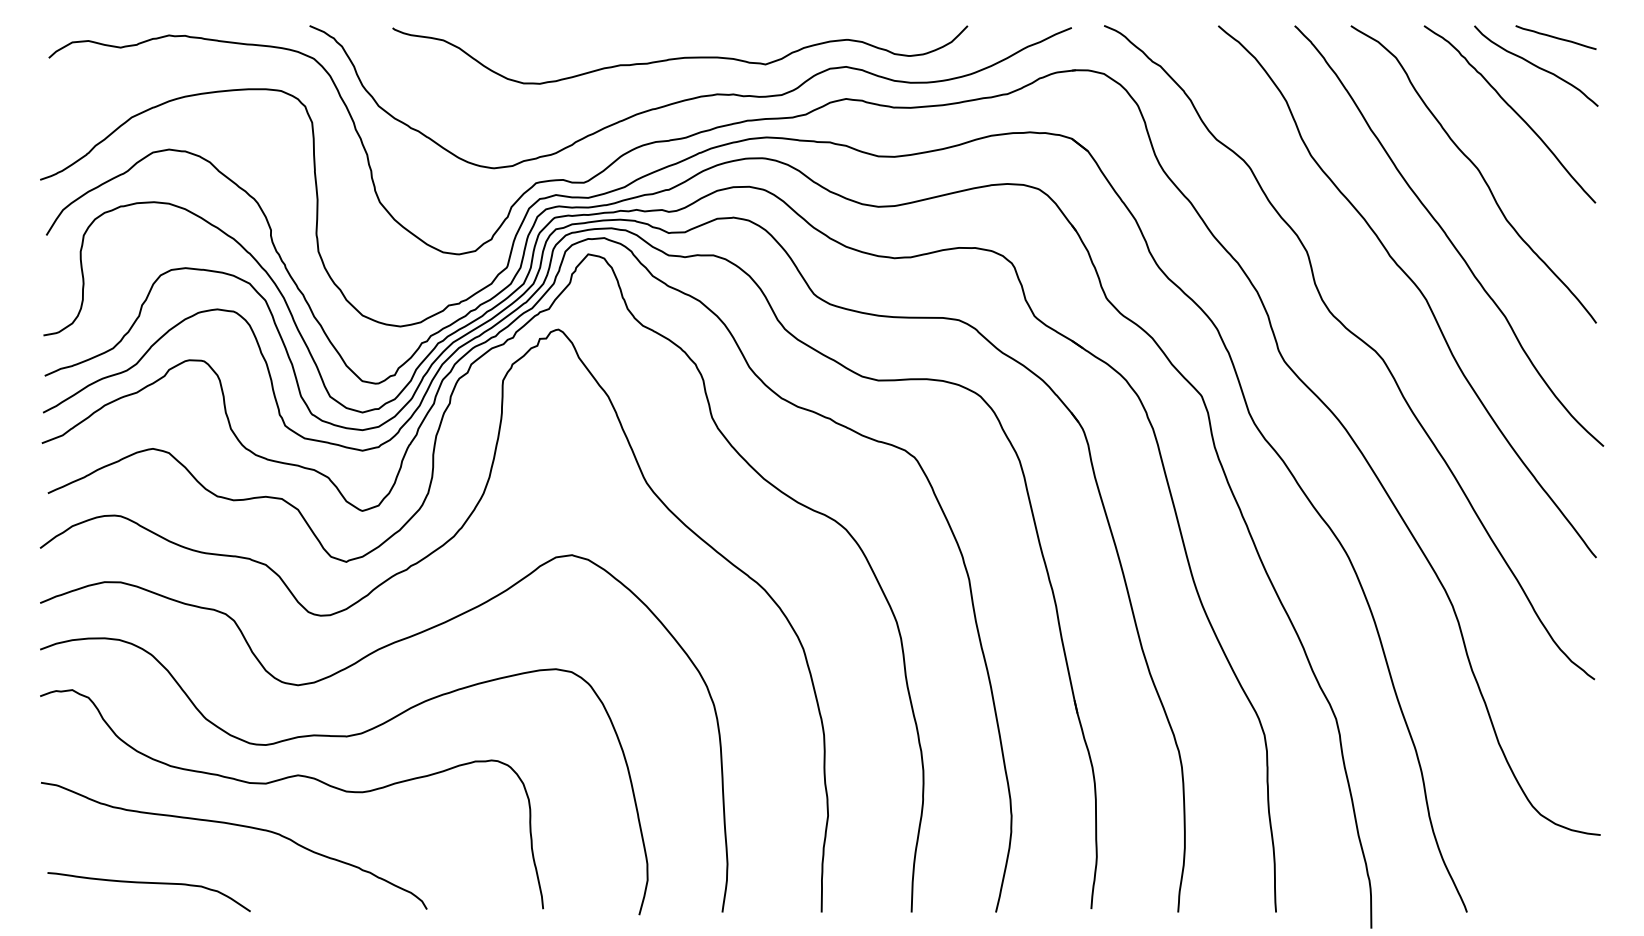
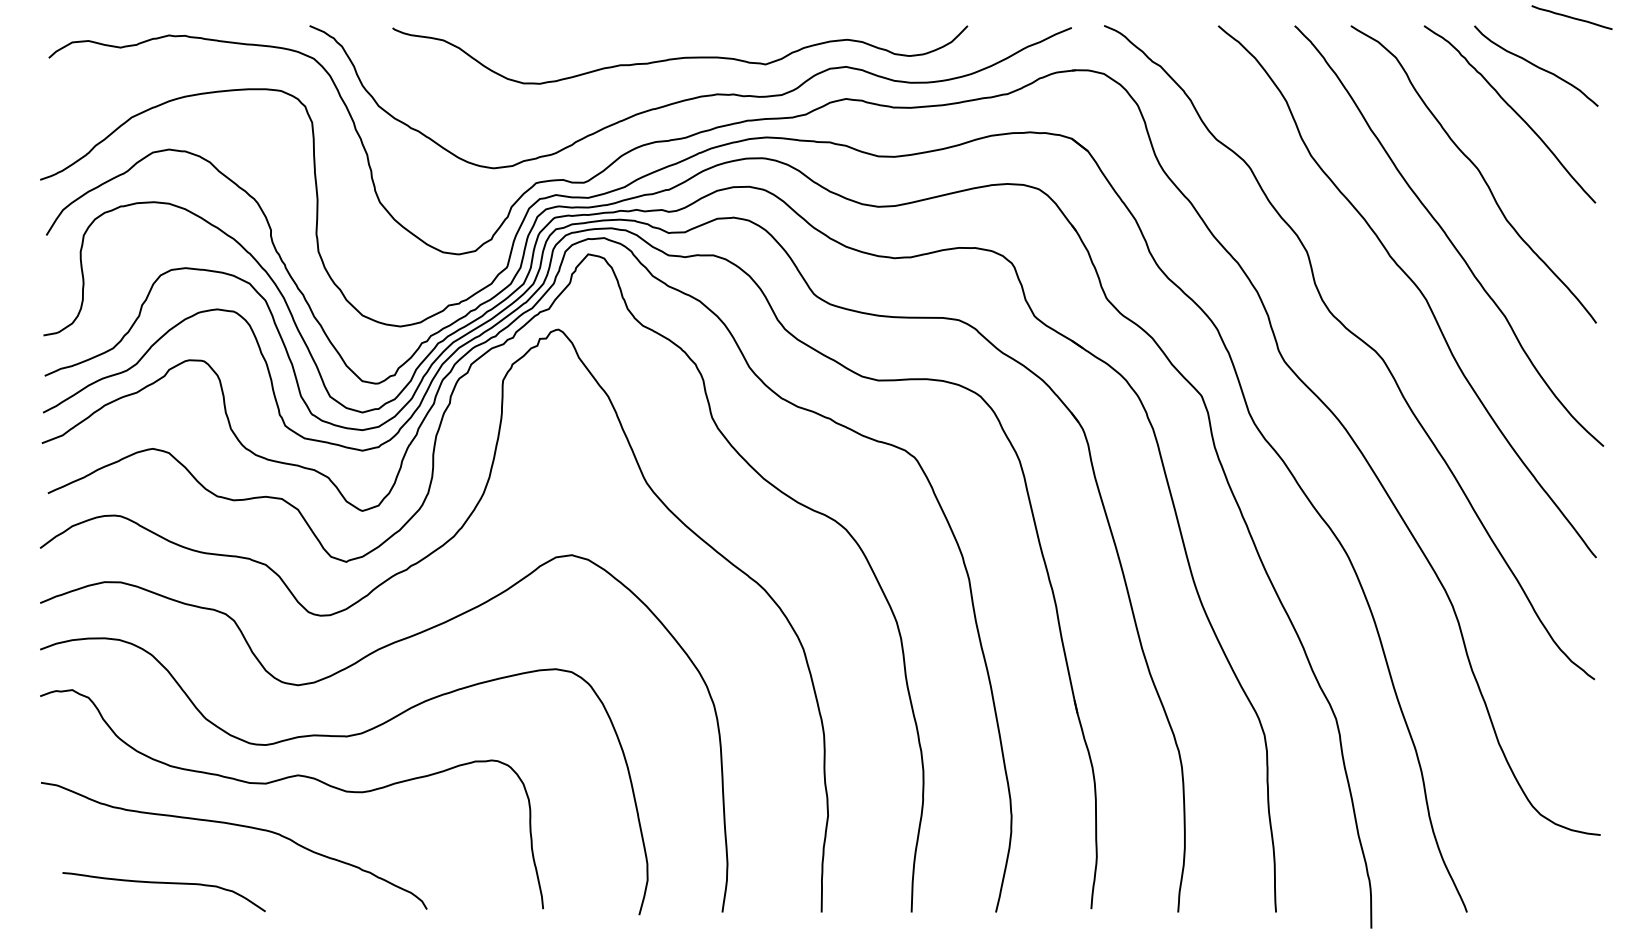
line position: (1555, 37) -> (1571, 17) (1571, 17)
curve position: (148, 883) -> (163, 883) (163, 883)
